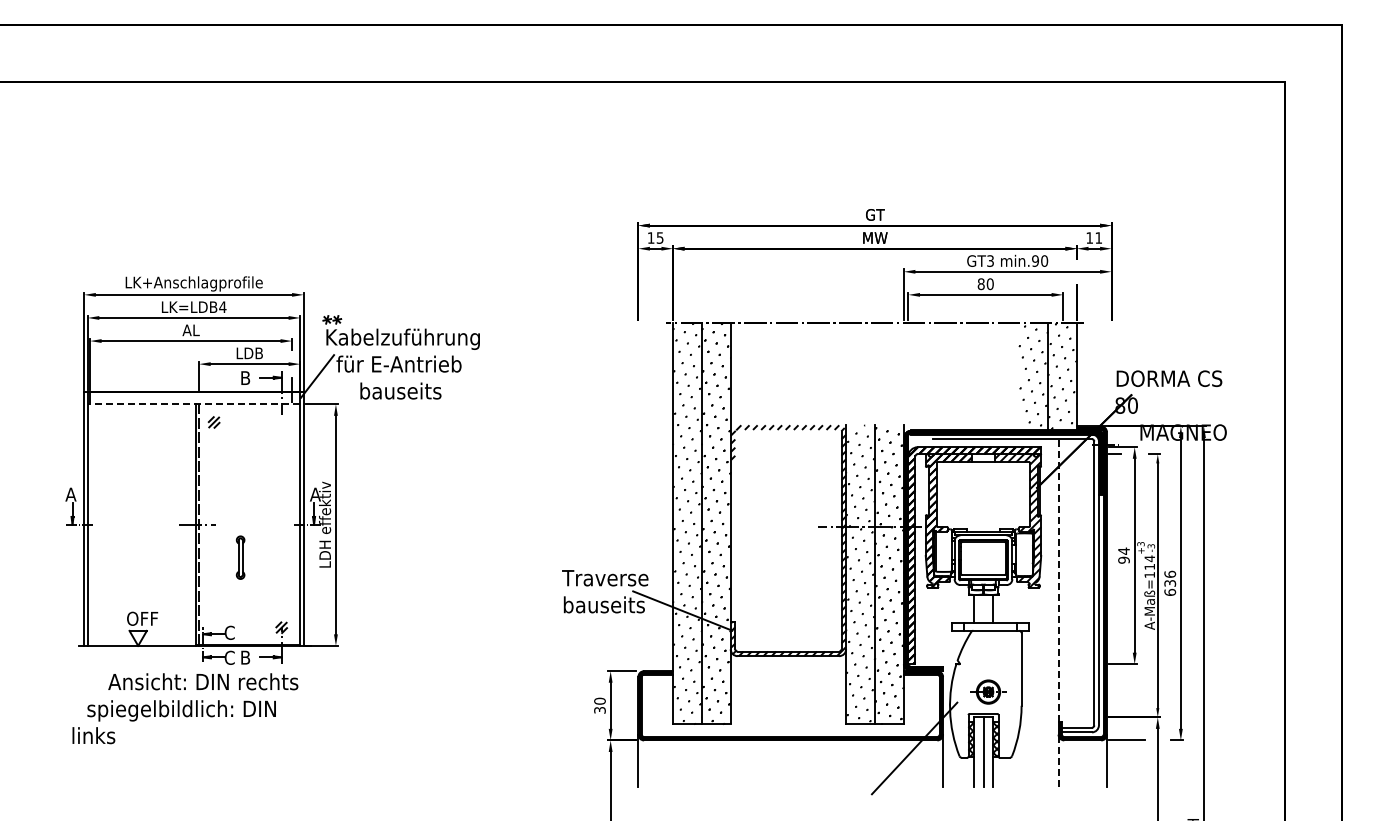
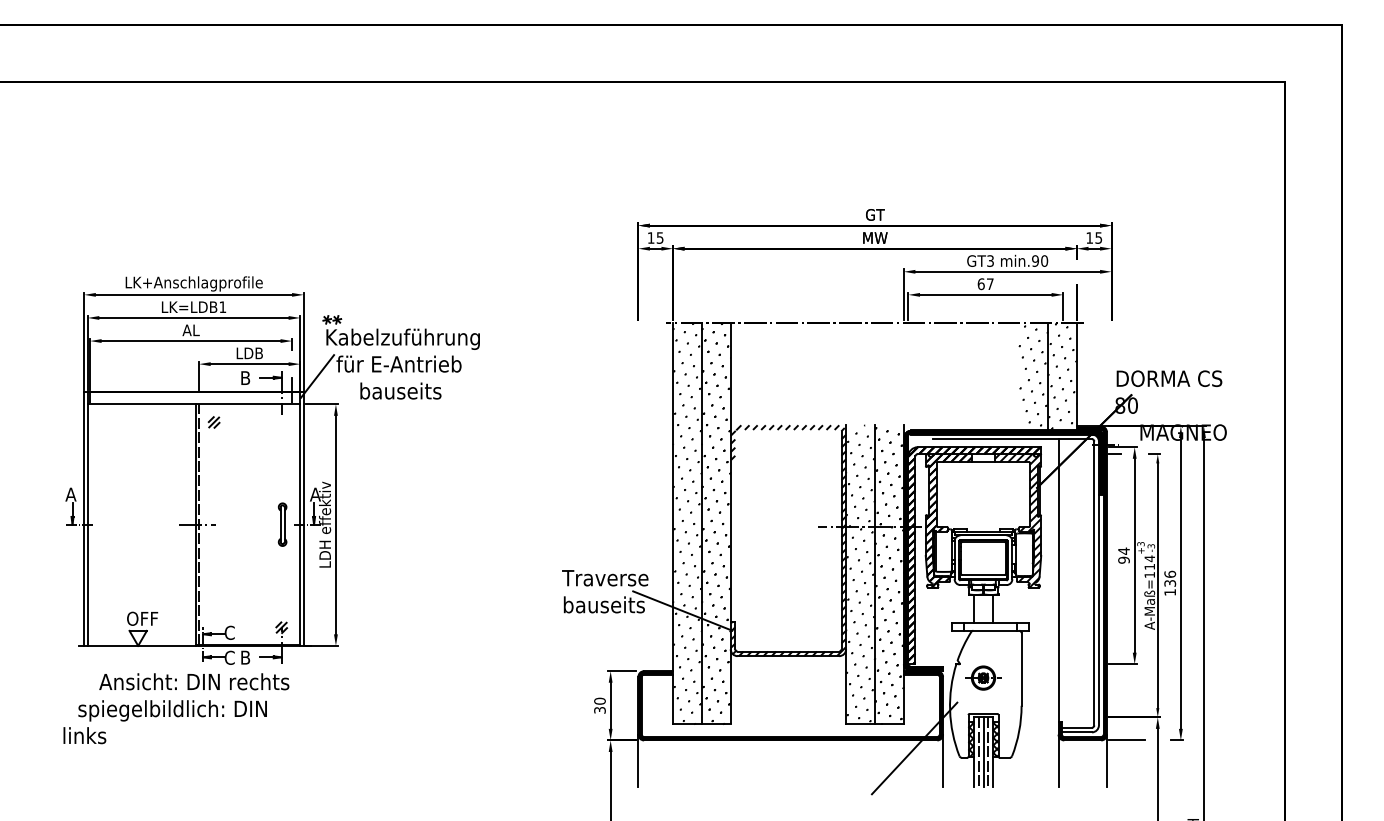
text: 11 -> 15 (1098, 237)
text: 80 -> 67 (985, 284)
text: LK=LDB4 -> LK=LDB1 (222, 306)
line: dashed -> solid (193, 404)
part position: (240, 557) -> (282, 524) (282, 524)
line: dashed -> solid (1058, 580)
text: 636 -> 136 (1170, 591)
part position: (988, 691) -> (983, 677) (983, 677)
text position: (185, 708) -> (176, 708) (176, 708)
line: none -> present (978, 751)
line: none -> present (988, 751)
line: dashed -> solid (1058, 760)
